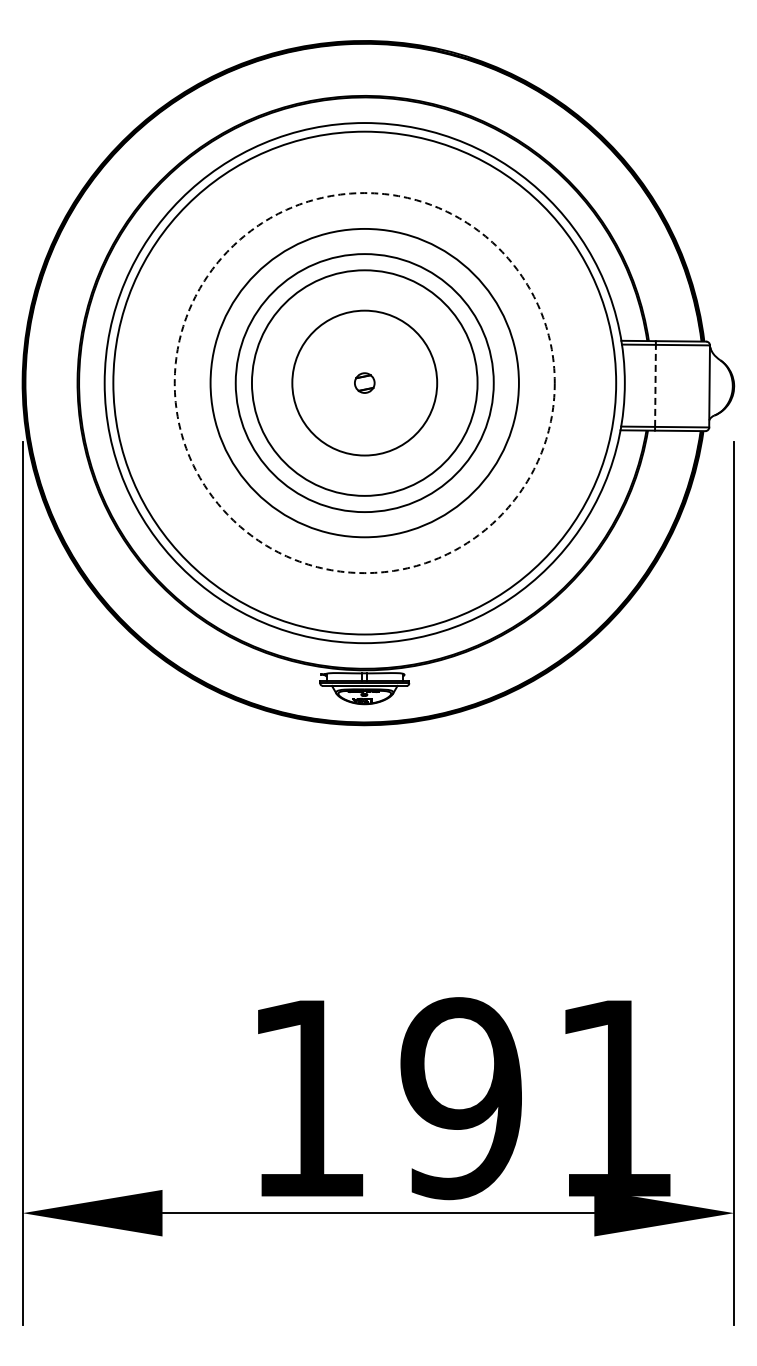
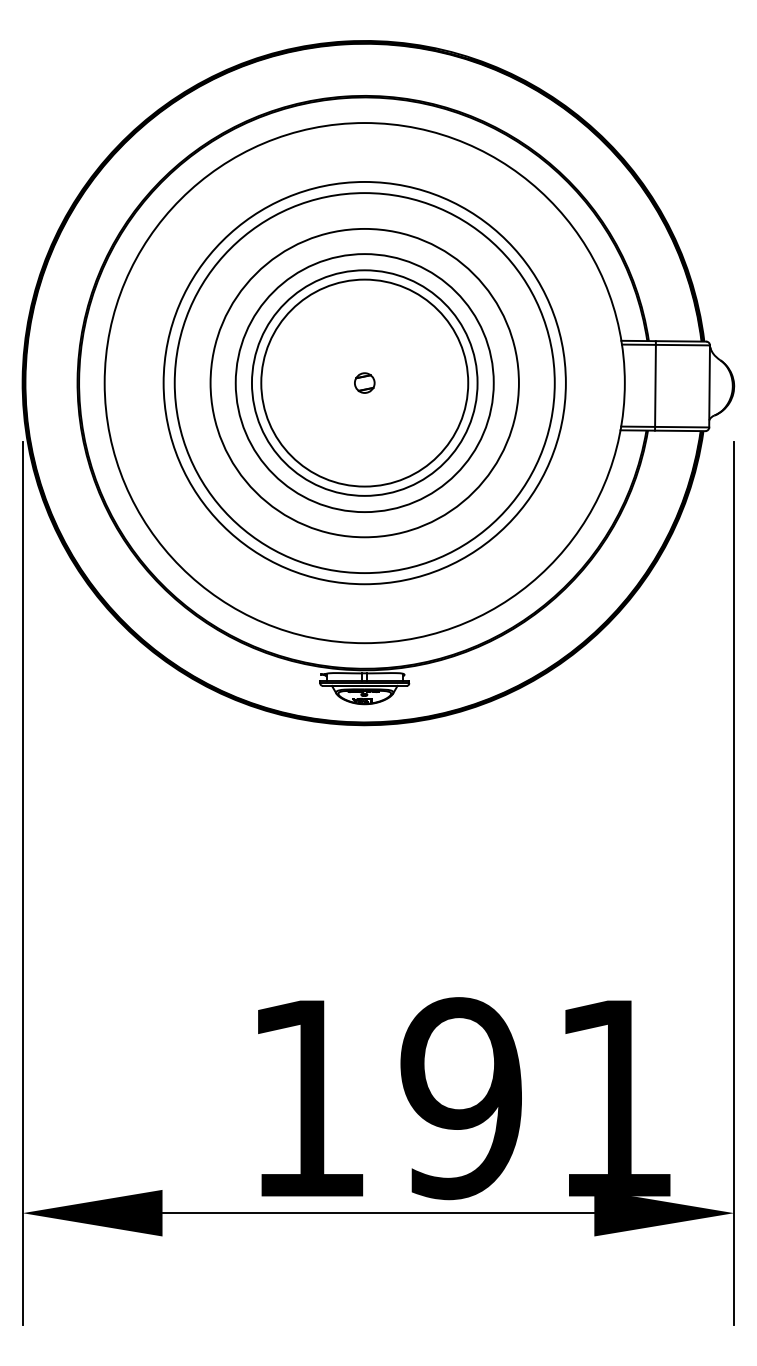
circle diameter: 145 px -> 207 px (364, 382)
circle diameter: 503 px -> 402 px (364, 382)
circle: dashed -> solid (364, 383)
line: dashed -> solid (655, 385)
